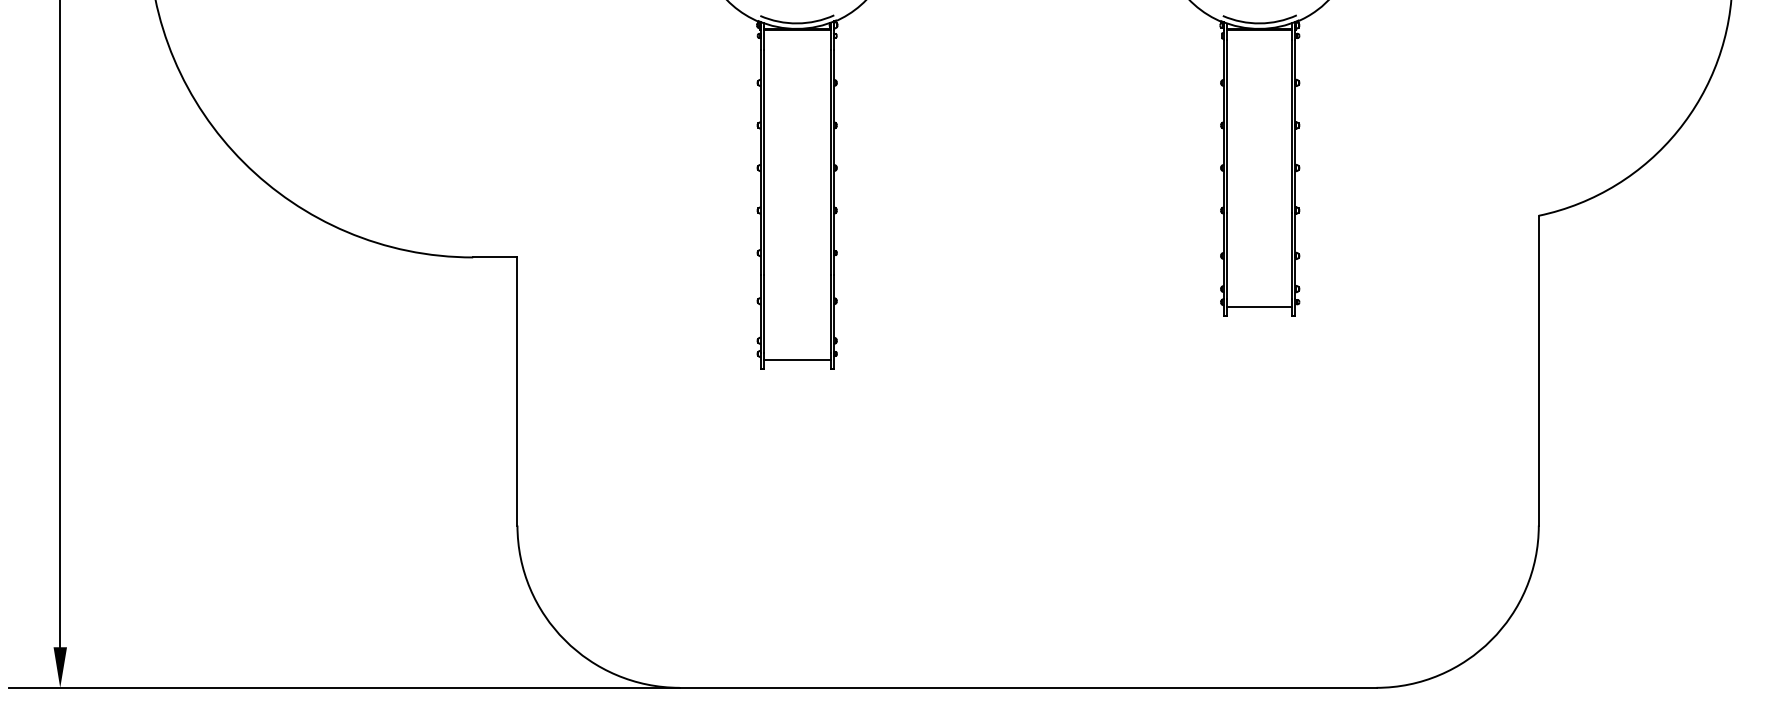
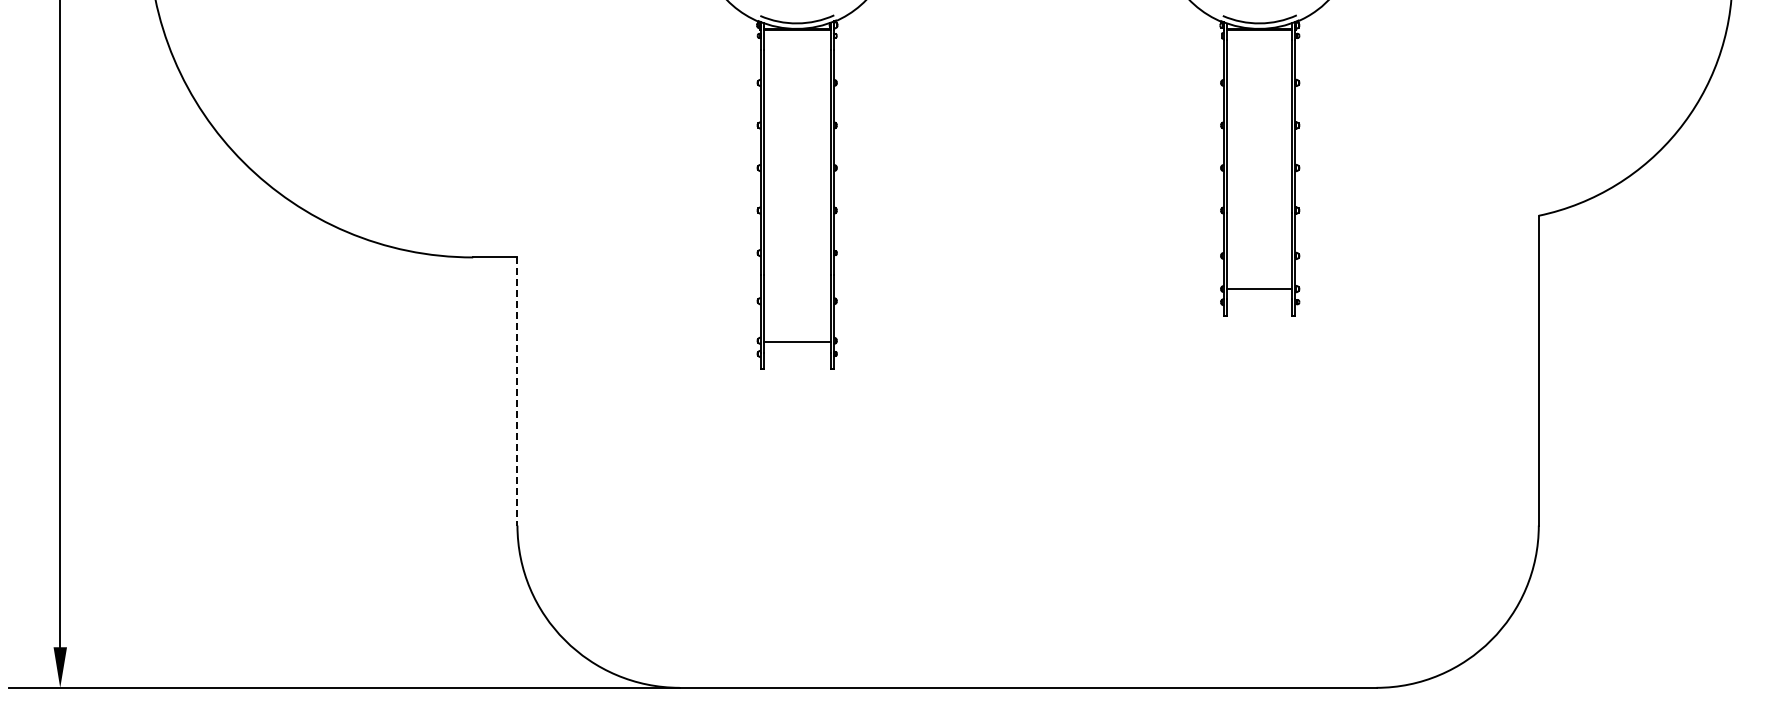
line position: (1259, 306) -> (1259, 288) (1259, 288)
line position: (797, 360) -> (797, 342) (797, 342)
line: solid -> dashed (517, 391)
